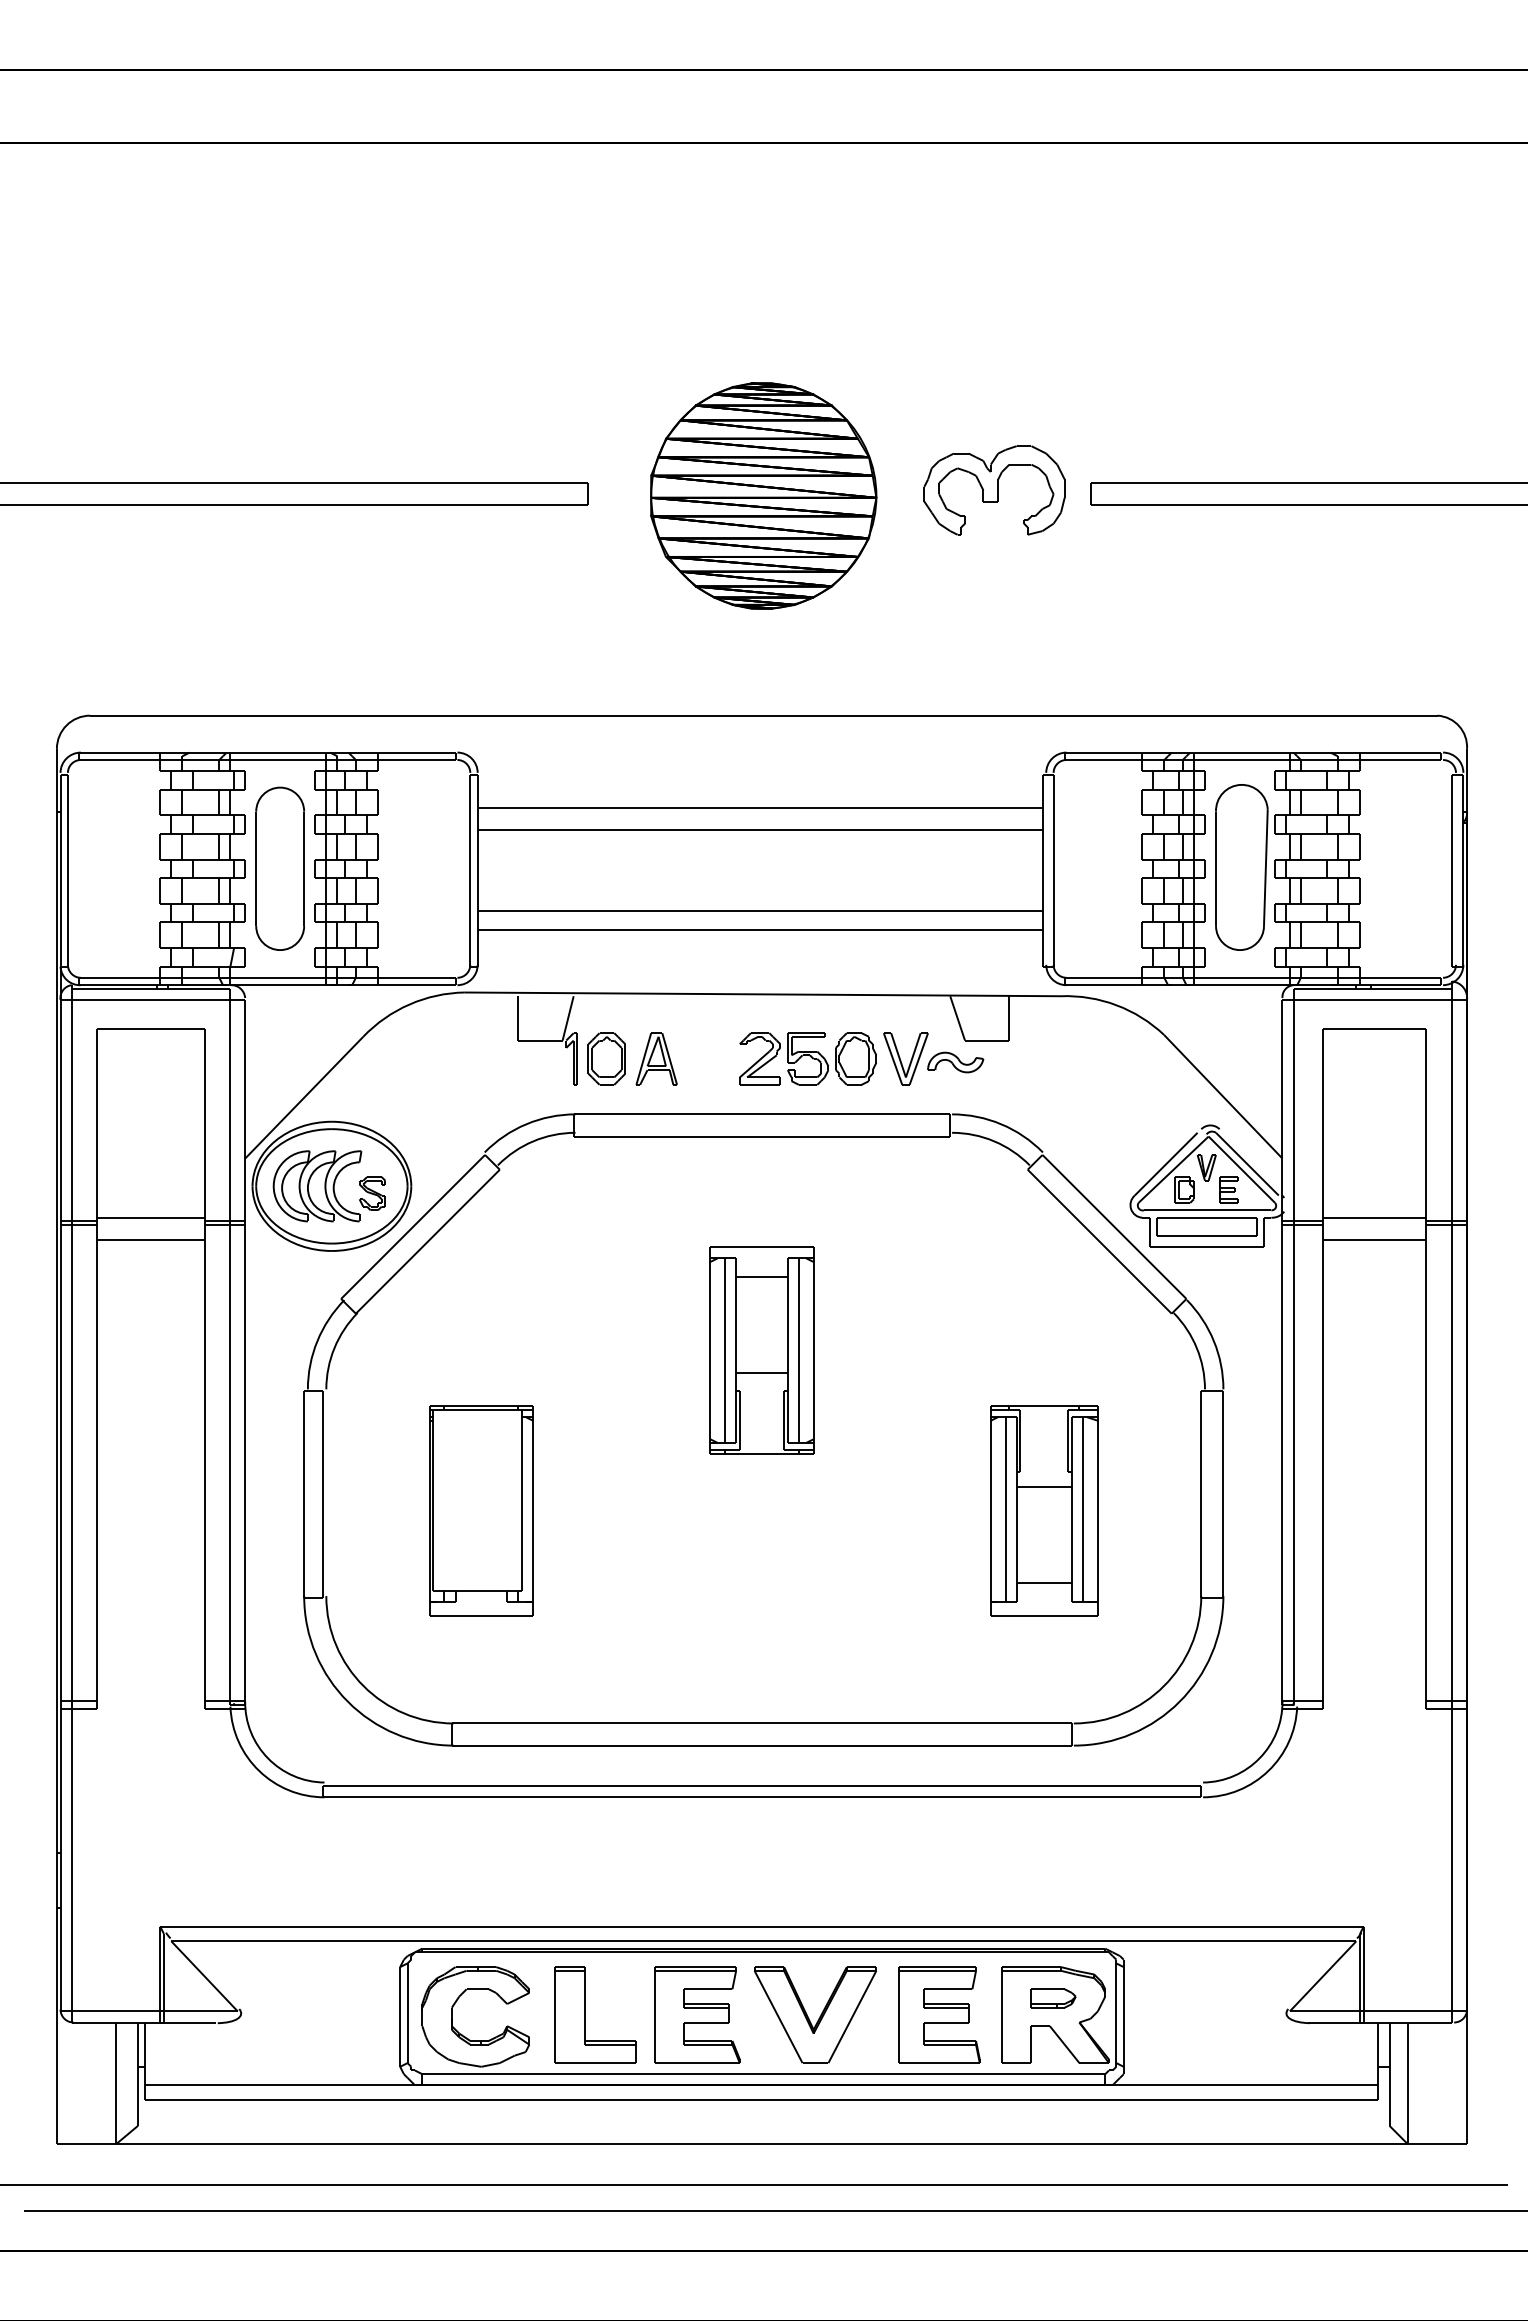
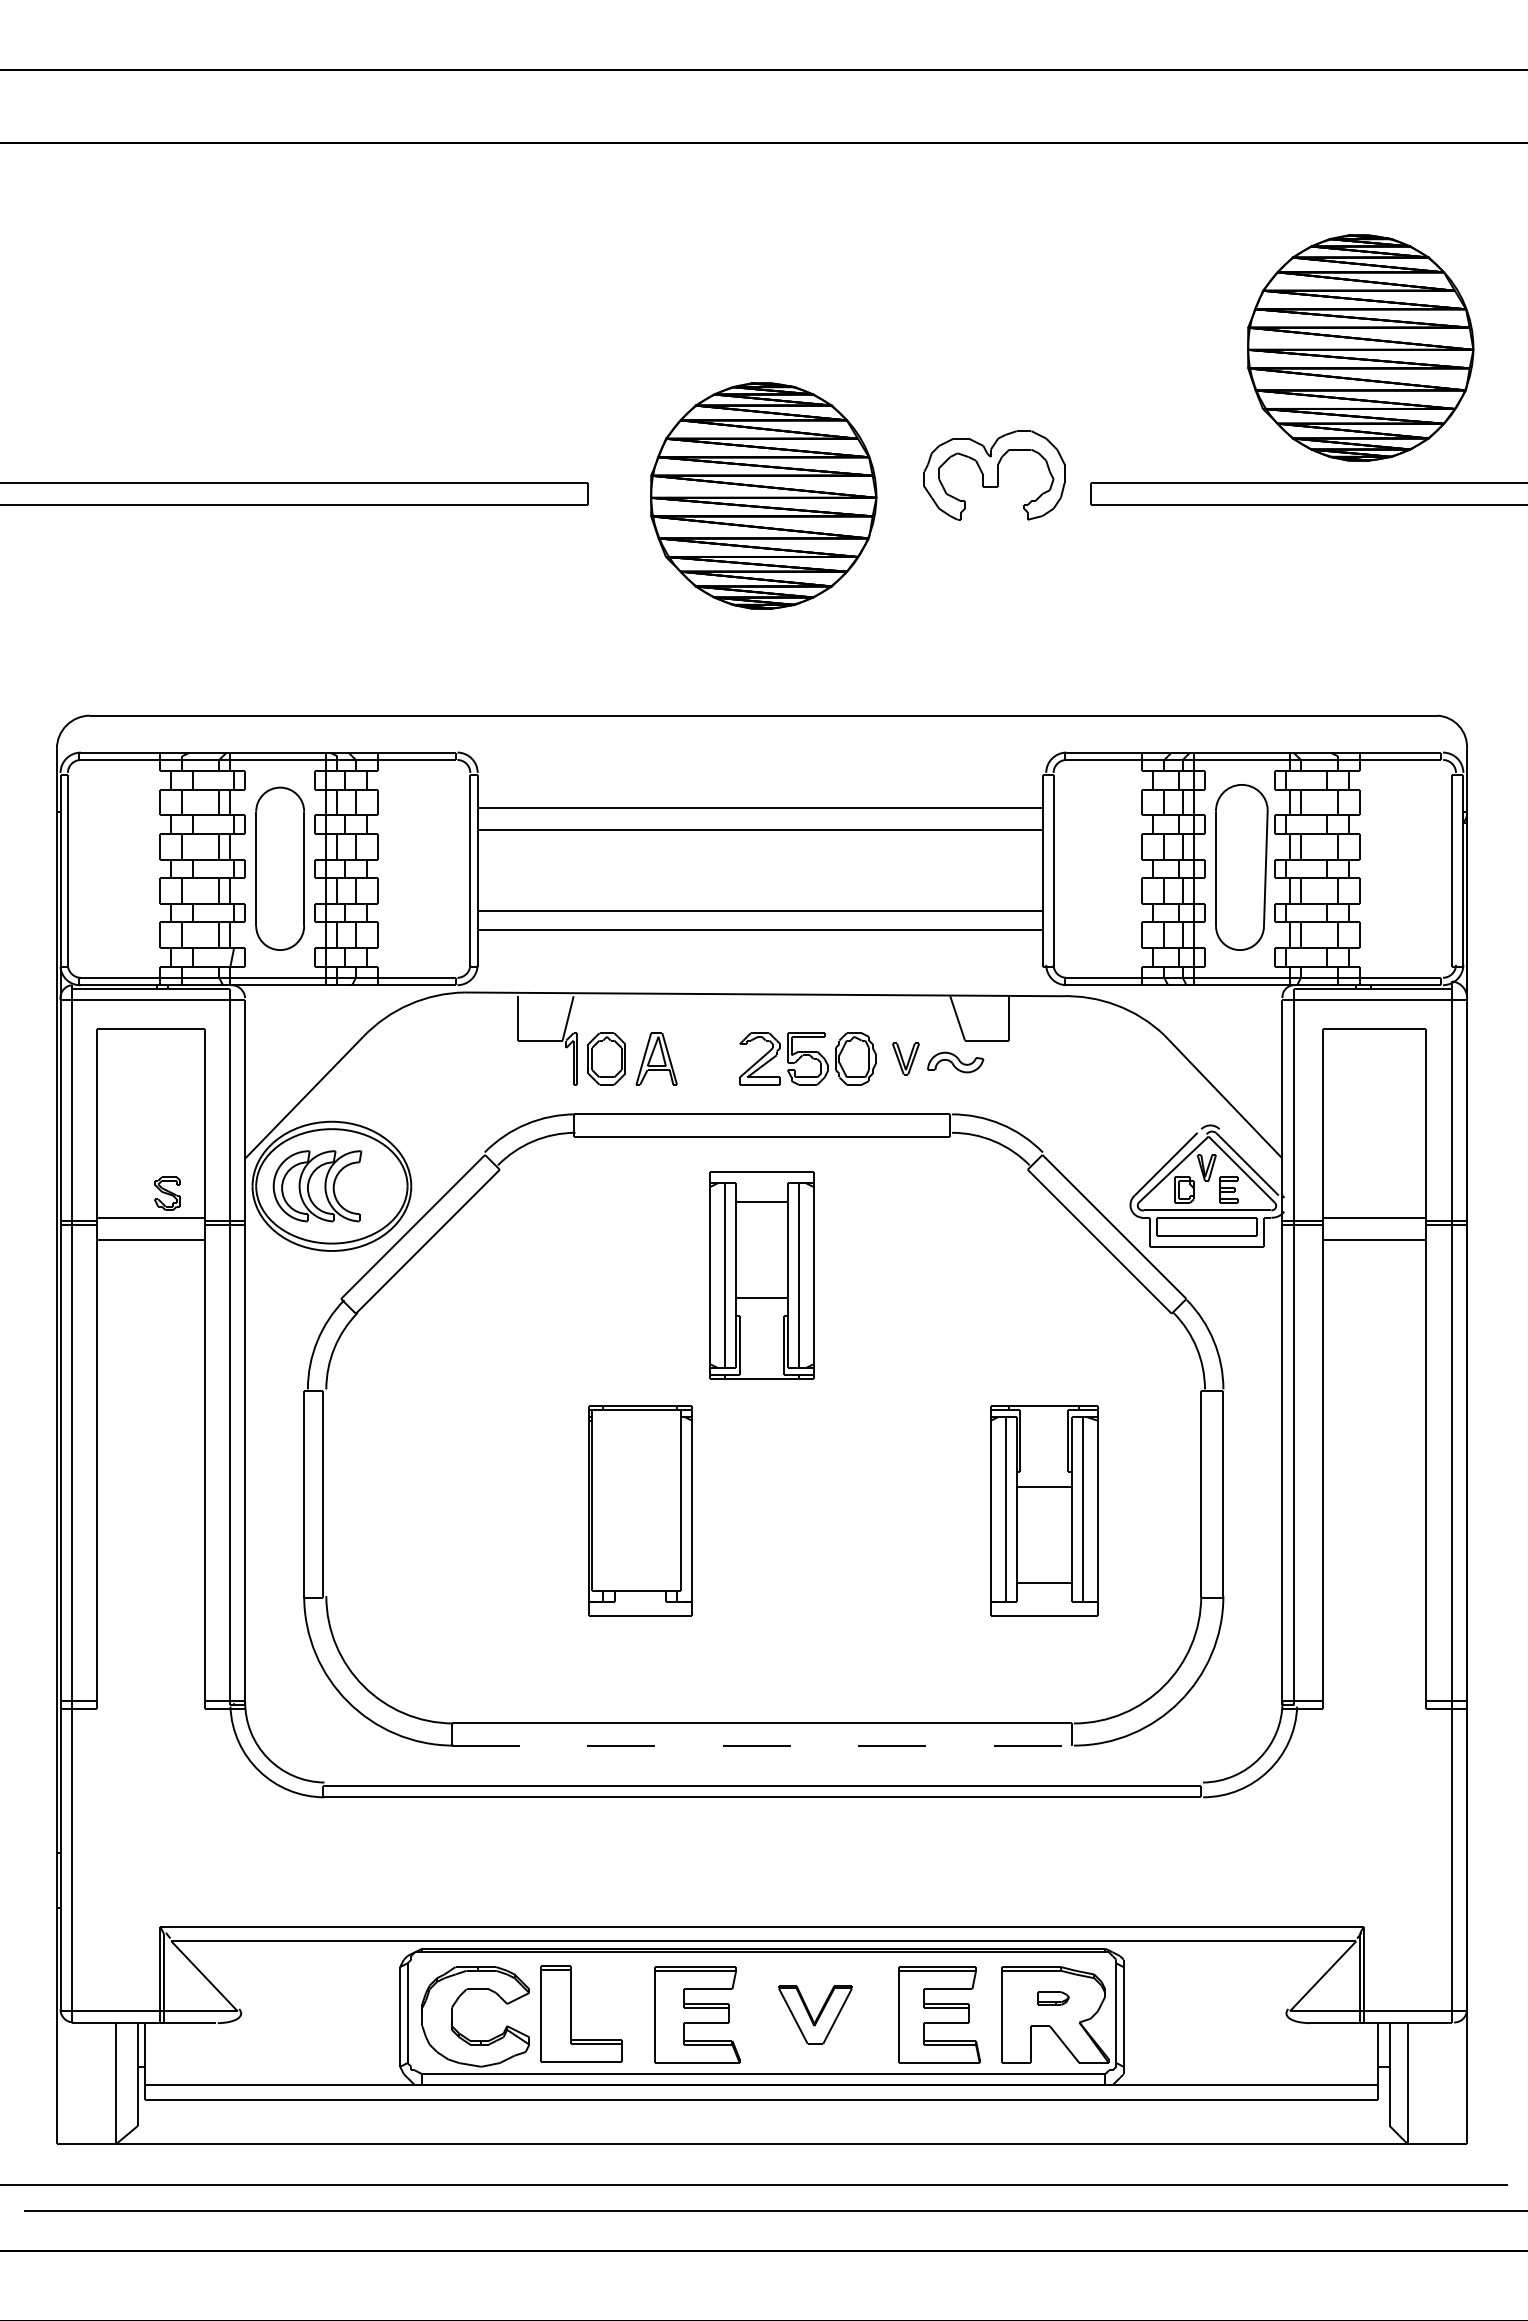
part: none -> present (1360, 347)
part position: (994, 490) -> (994, 475) (994, 475)
part size: 46x54 px -> 28x34 px (905, 1058)
part position: (372, 1193) -> (167, 1193) (167, 1193)
part position: (761, 1350) -> (761, 1275) (761, 1275)
part position: (481, 1510) -> (640, 1510) (640, 1510)
line: solid -> dashed (762, 1745)
part size: 47x21 px -> 33x15 px (1053, 1998)
part position: (585, 2014) -> (571, 2013) (571, 2013)
part size: 123x98 px -> 75x60 px (815, 2014)
